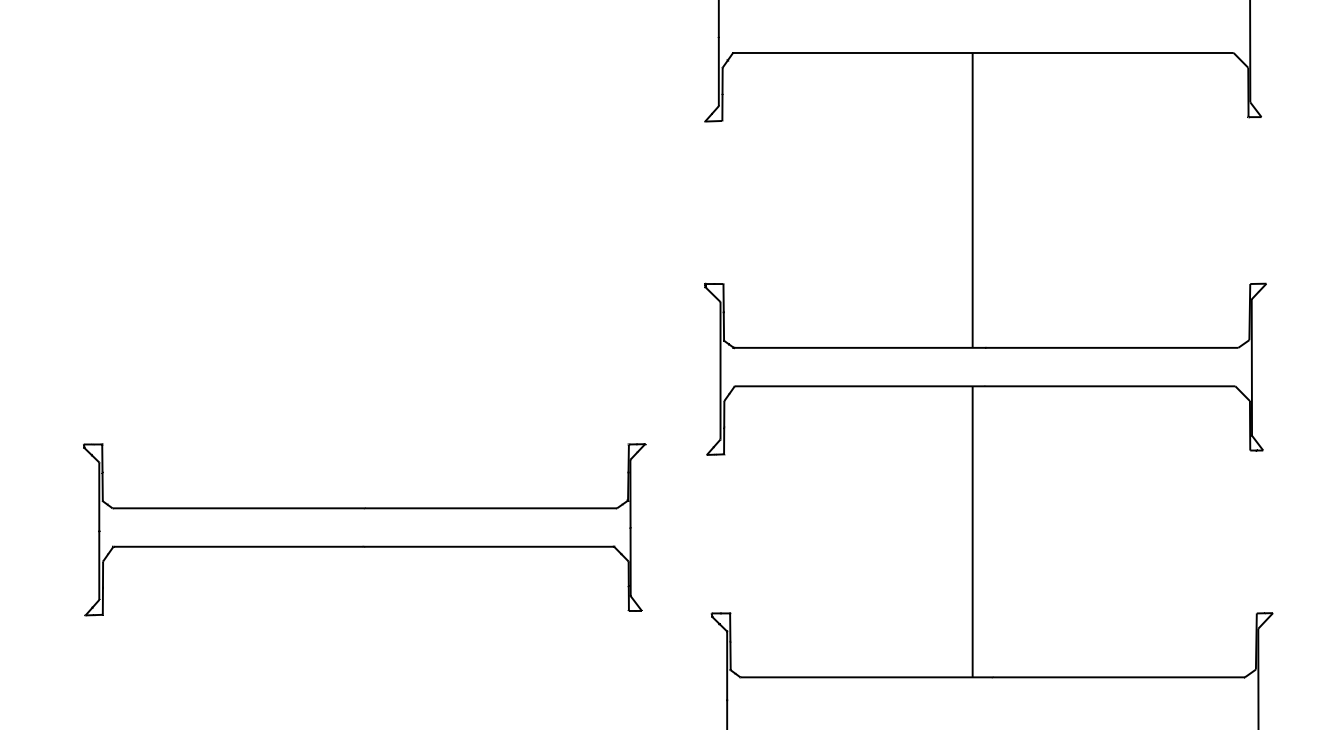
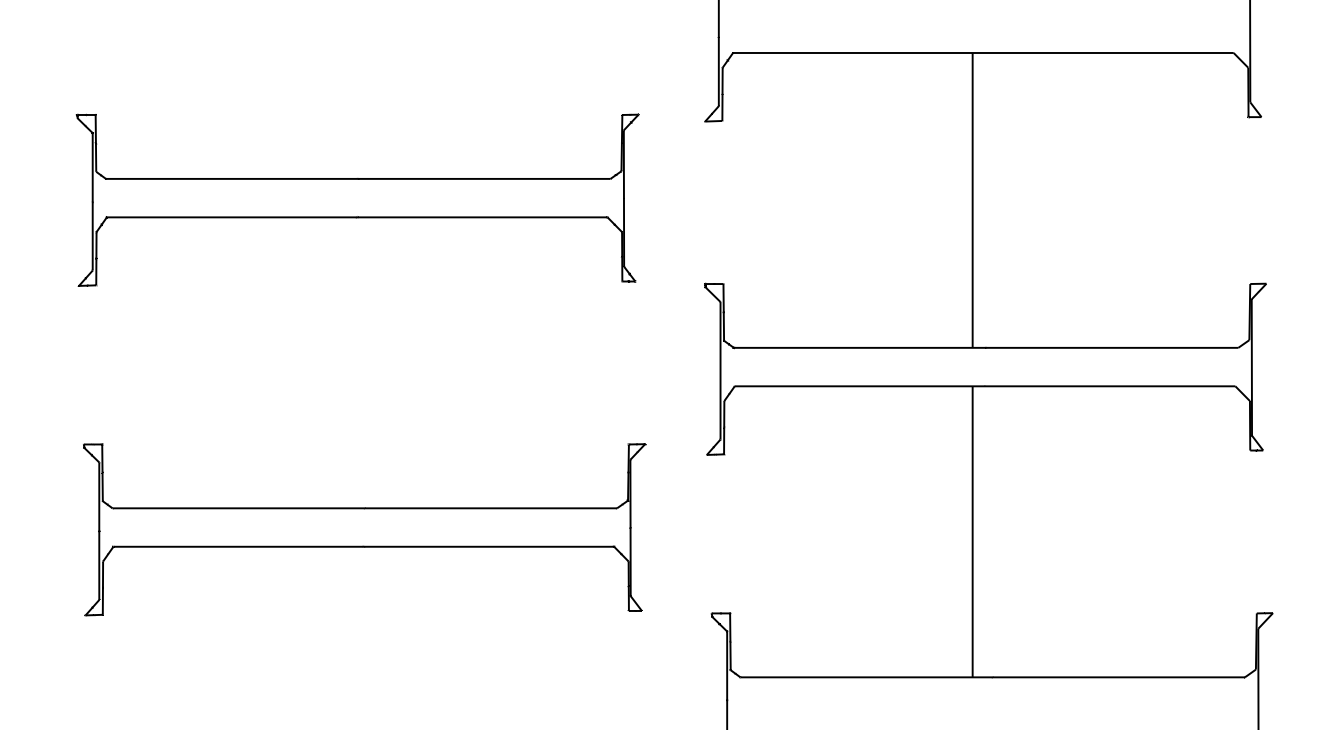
part: none -> present (357, 199)
